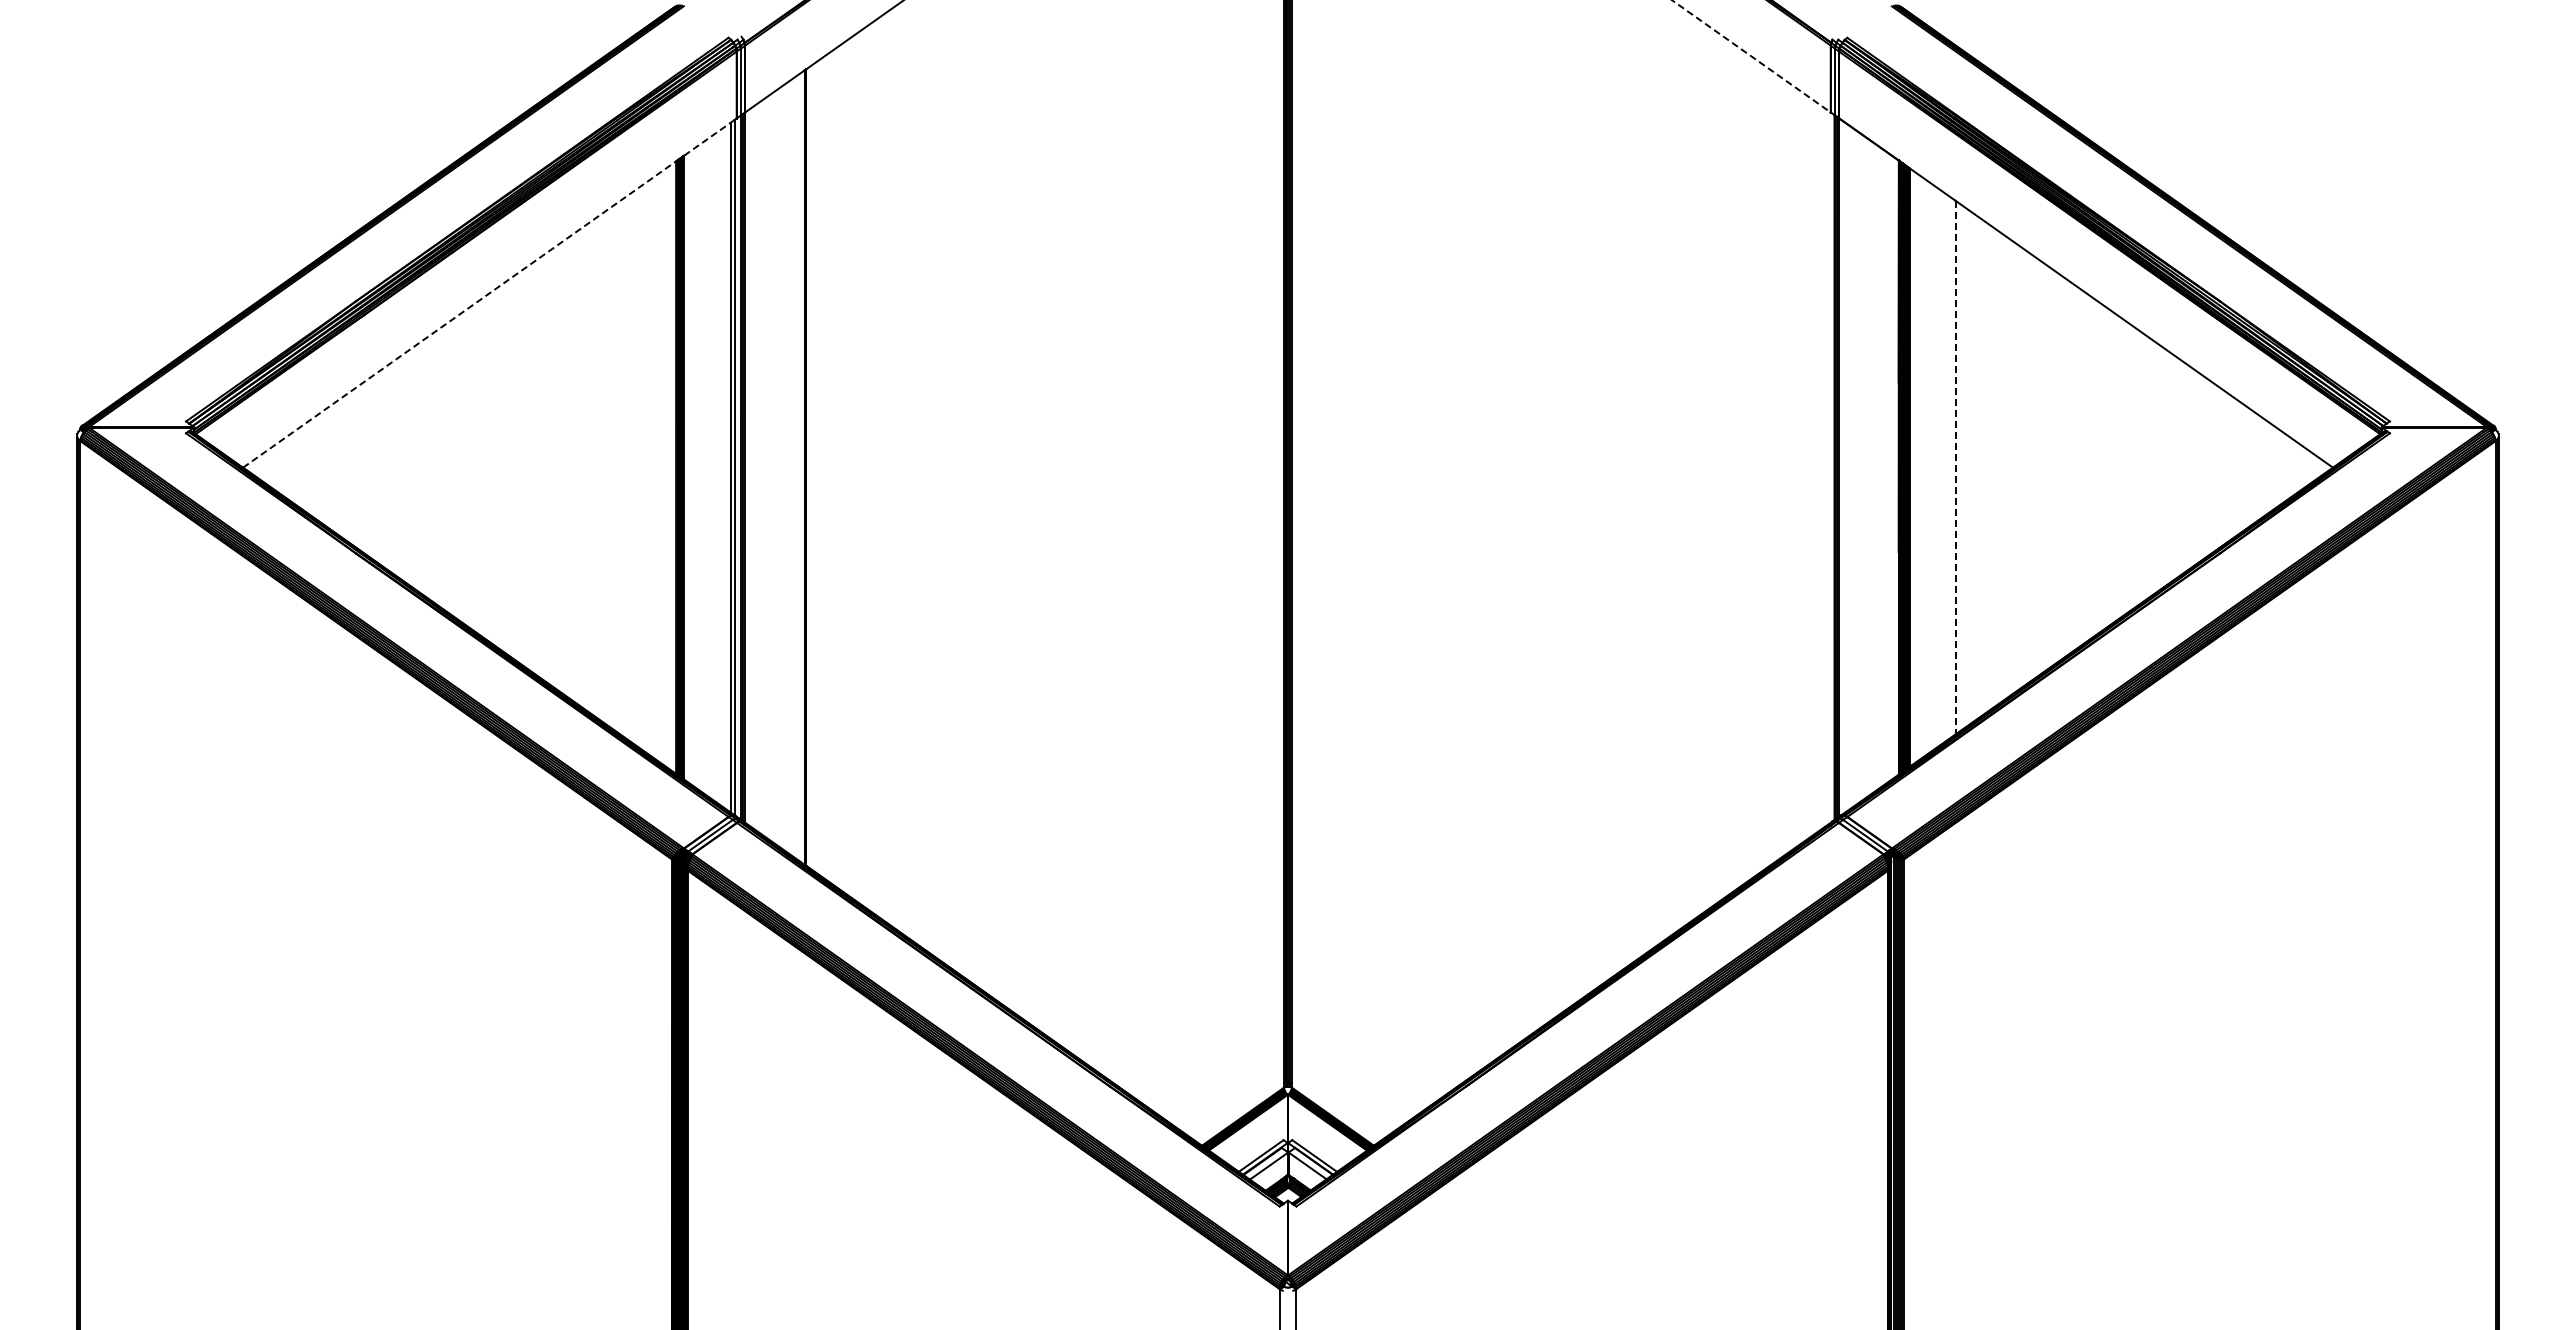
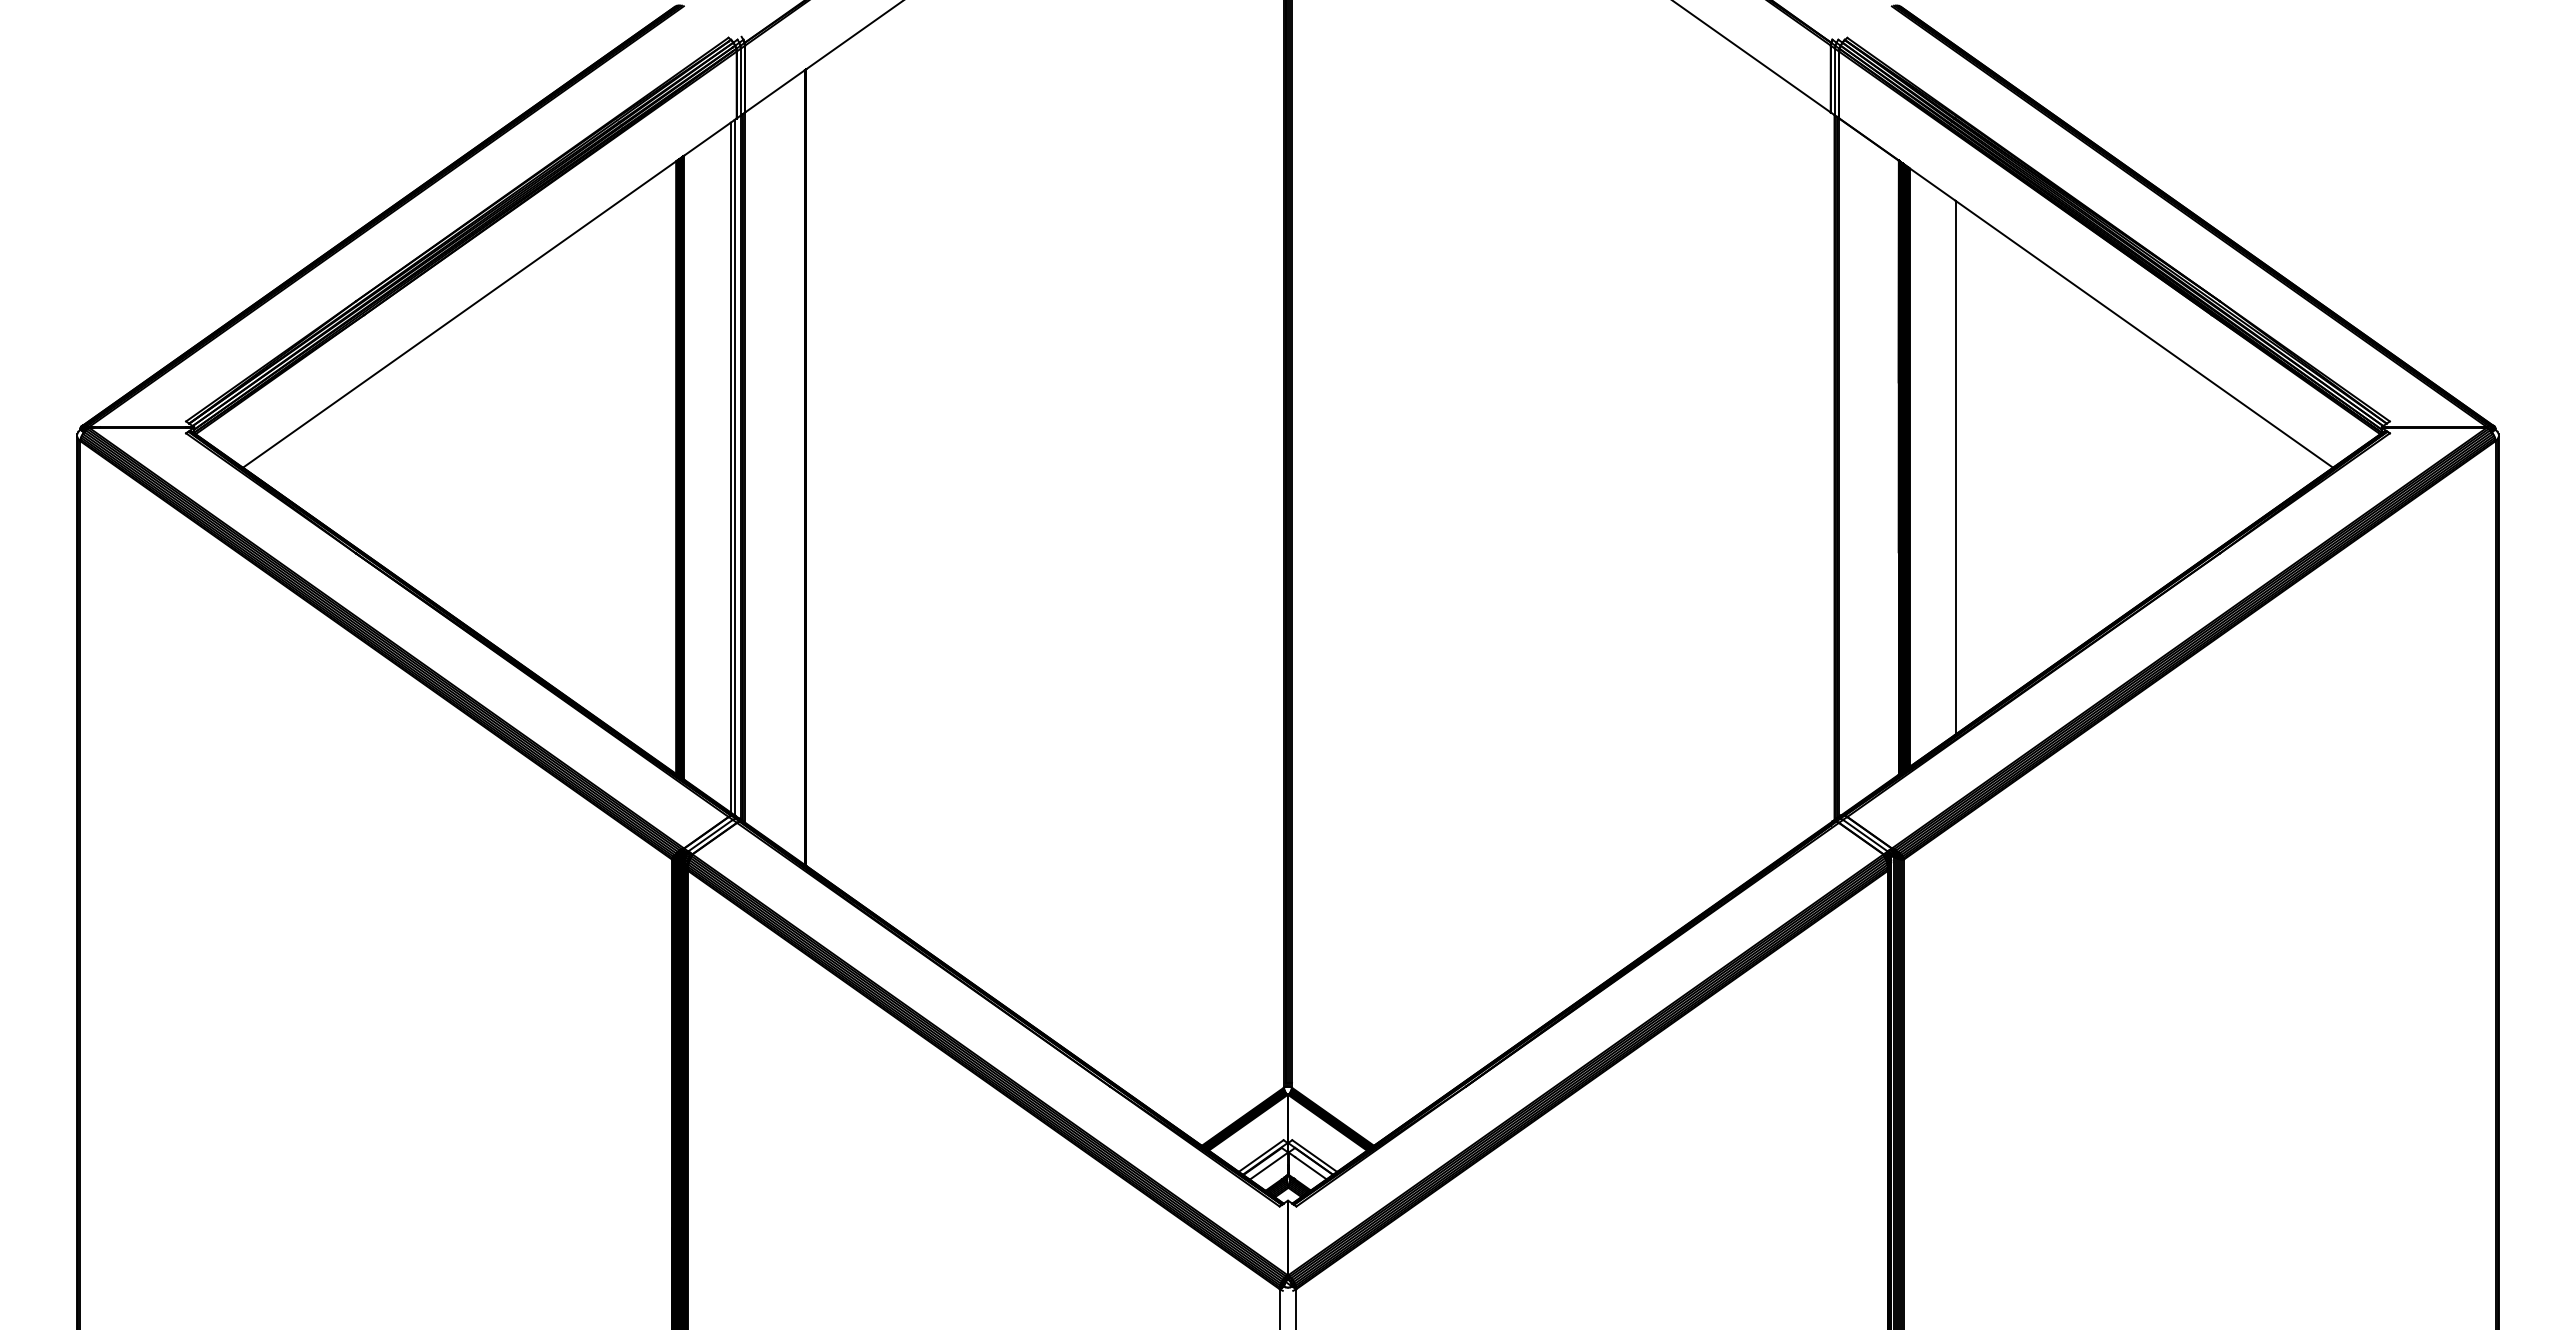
line: dashed -> solid (1751, 56)
line: dashed -> solid (707, 139)
line: dashed -> solid (459, 314)
line: dashed -> solid (1955, 467)
